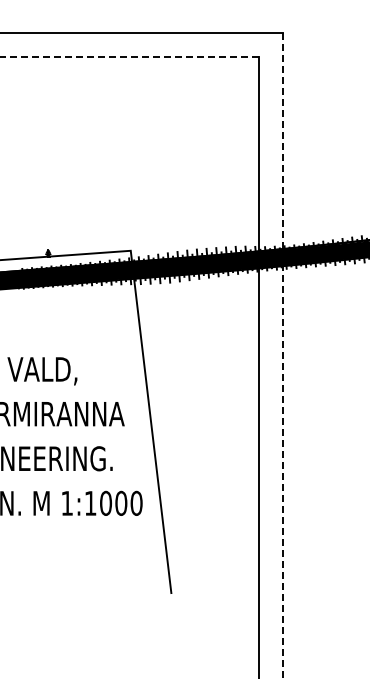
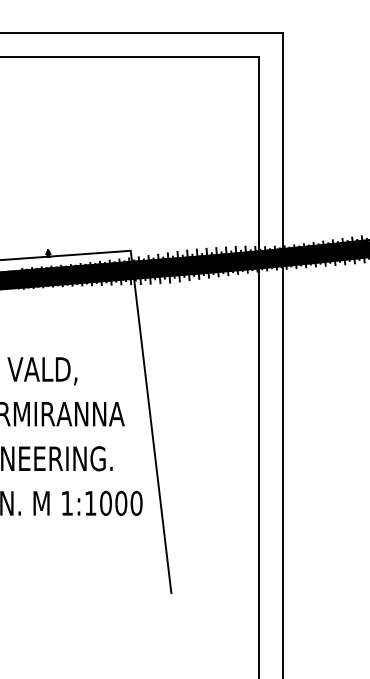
line: dashed -> solid (129, 57)
line: dashed -> solid (283, 356)
